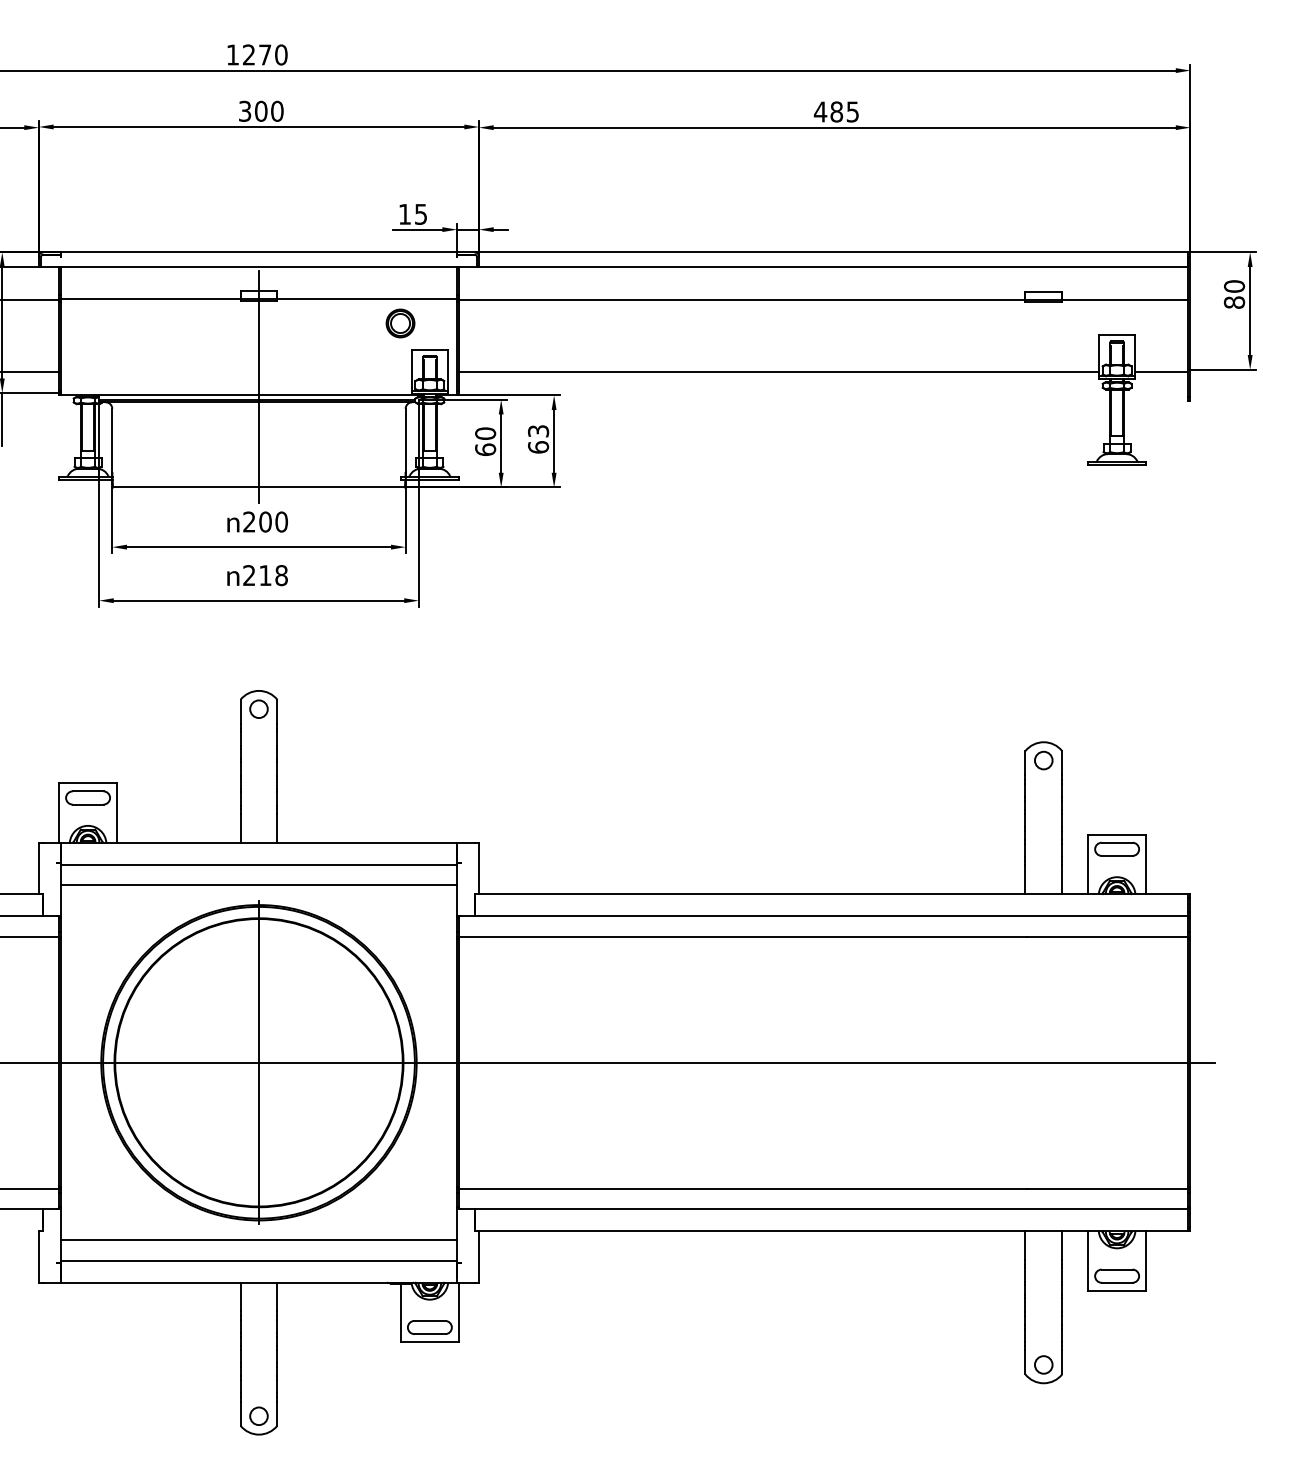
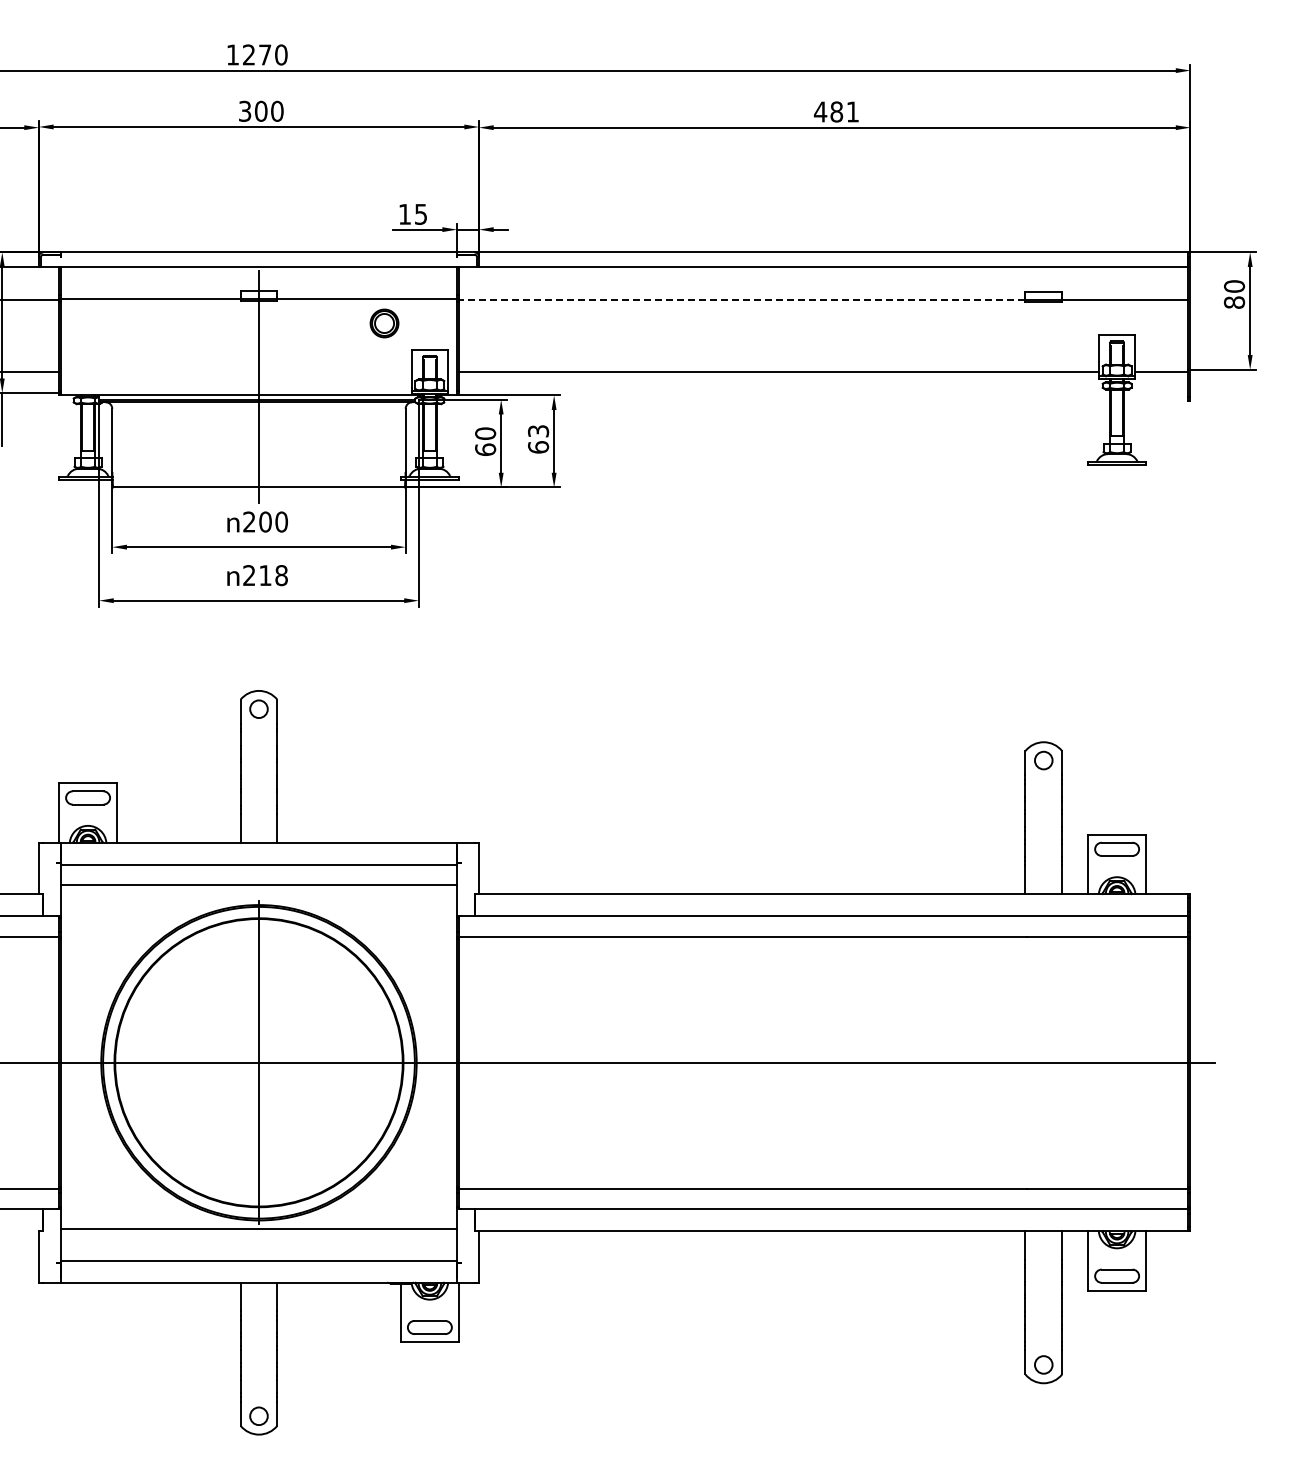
text: 485 -> 481 (852, 111)
line: solid -> dashed (741, 300)
part position: (400, 323) -> (384, 323) (384, 323)
line position: (258, 1240) -> (258, 1229) (258, 1229)
